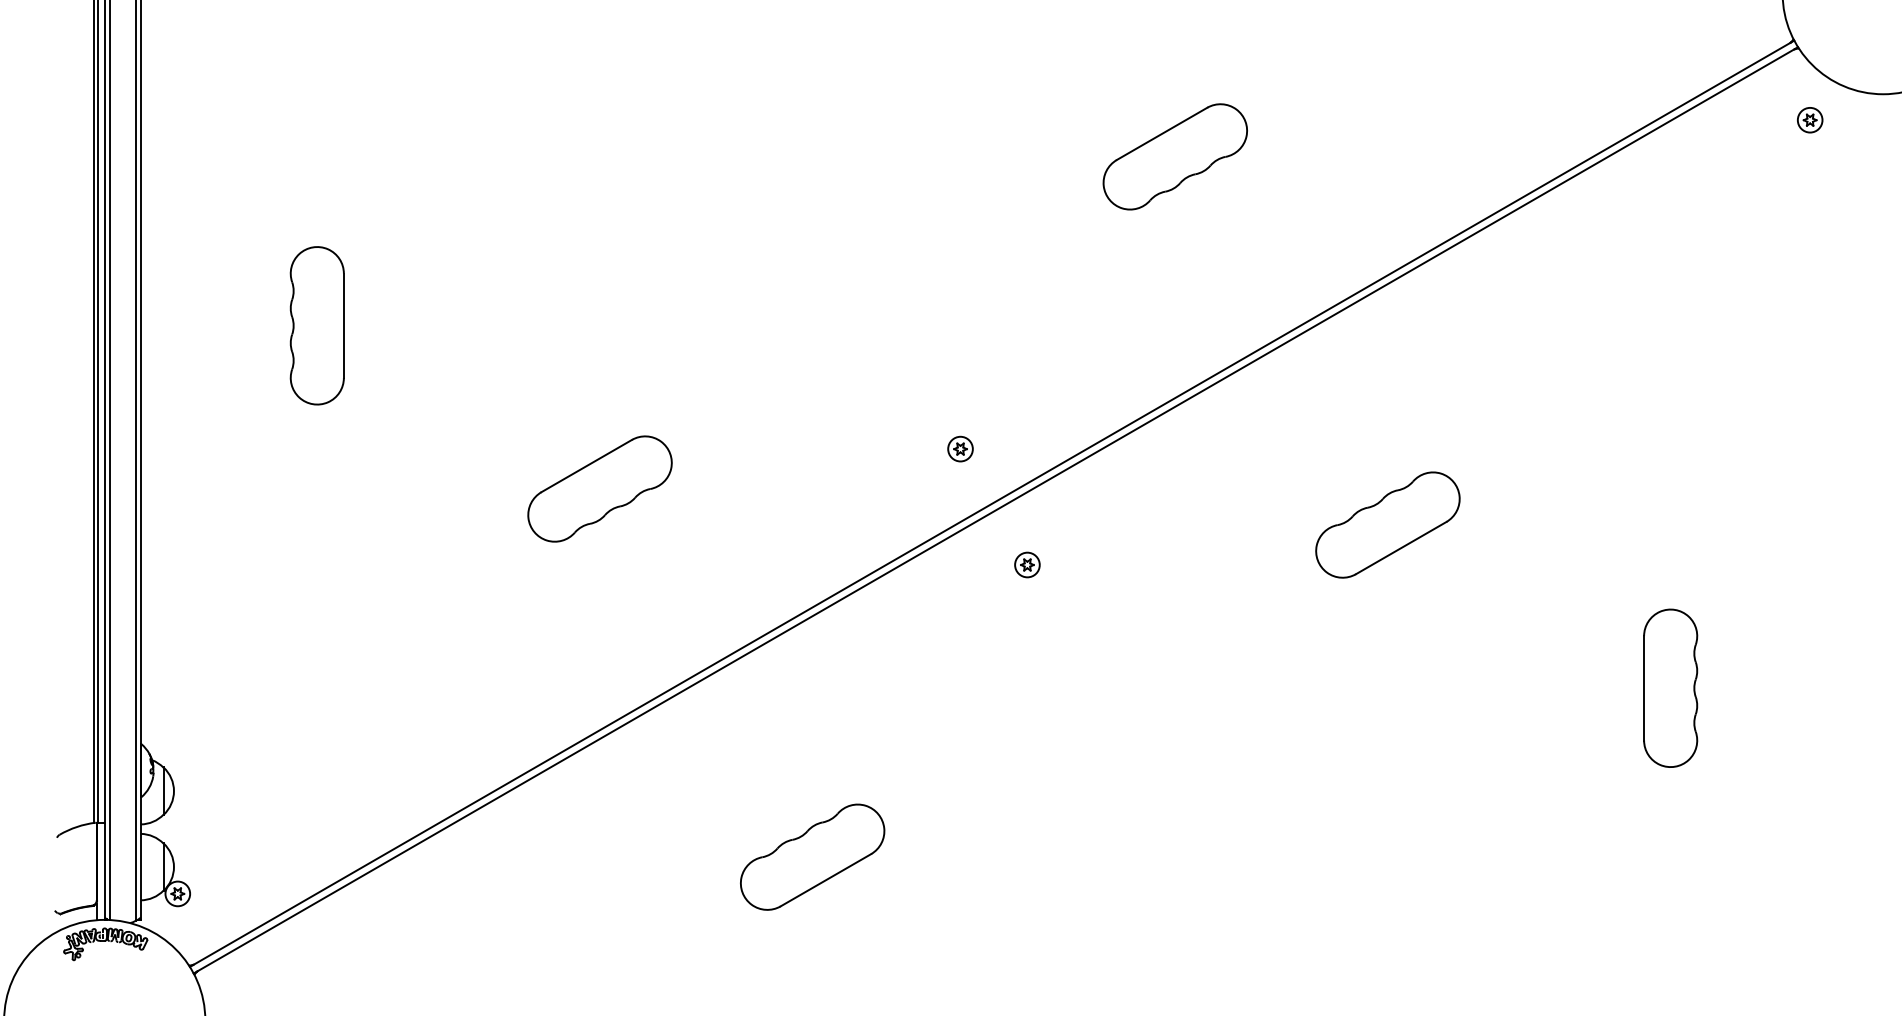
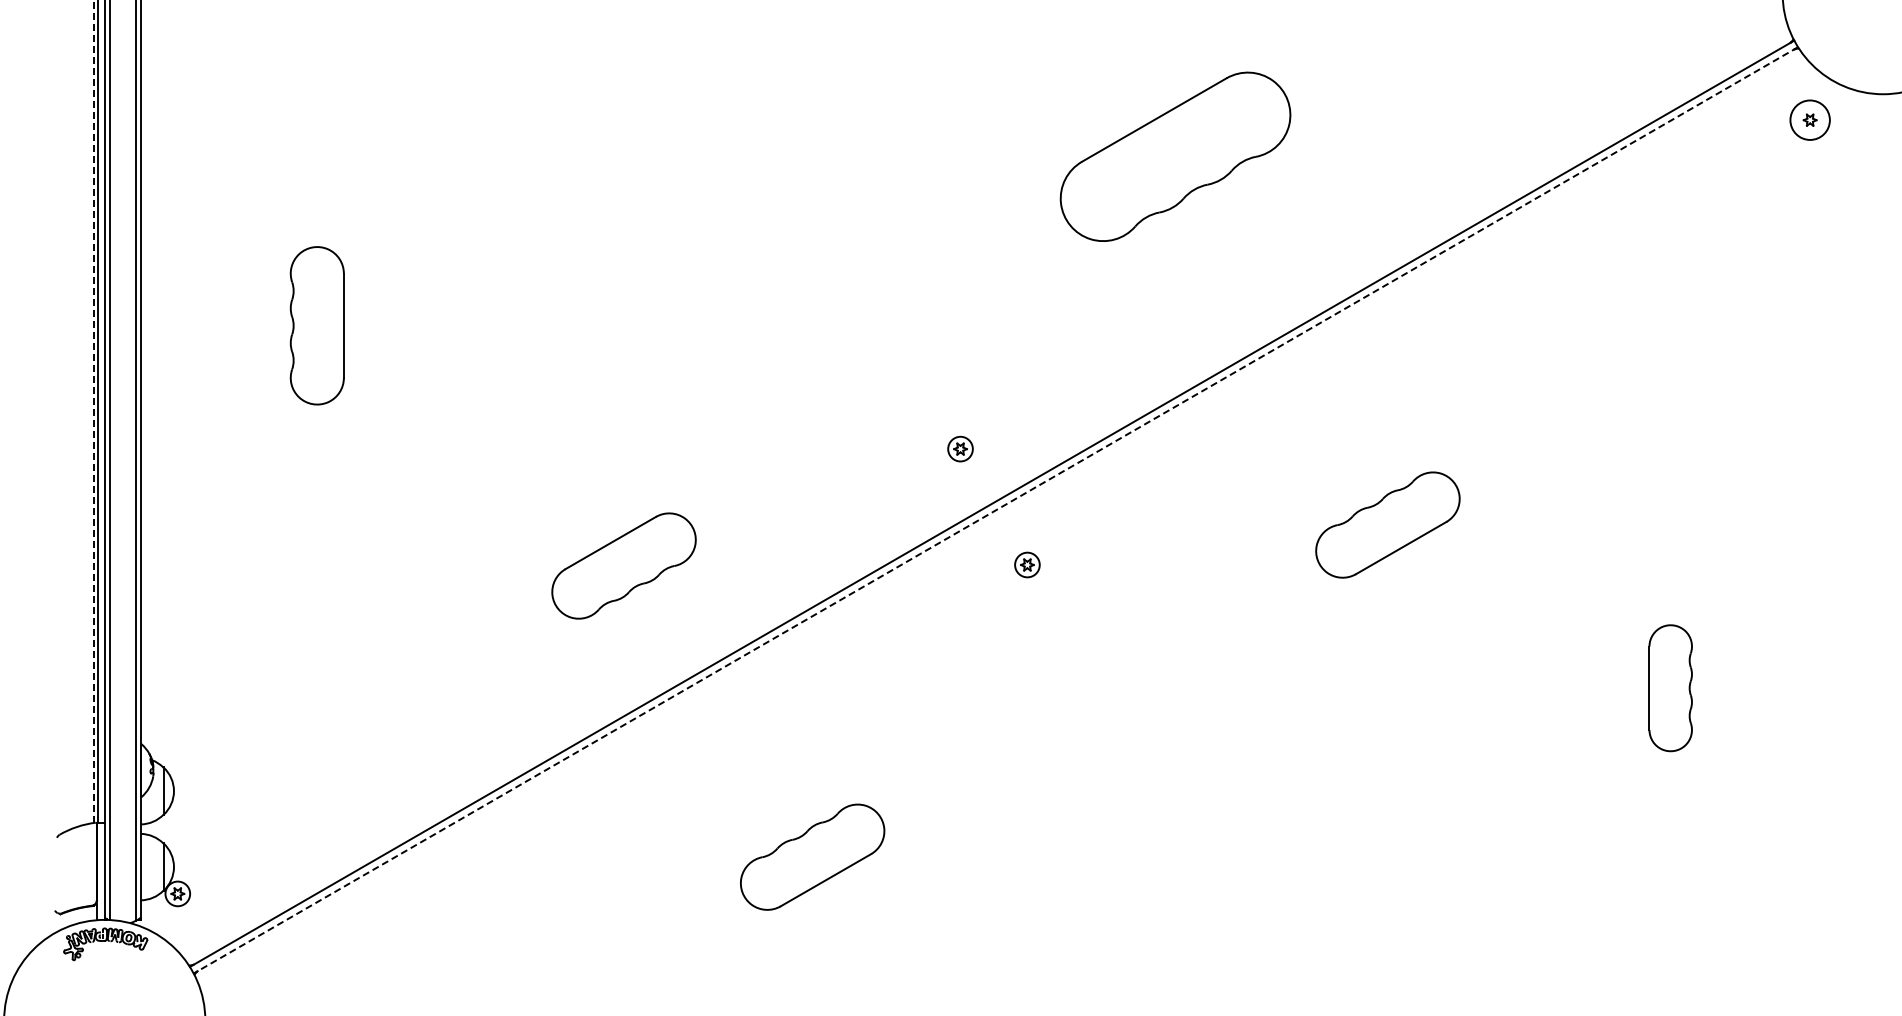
circle diameter: 25 px -> 39 px (1809, 119)
part size: 146x108 px -> 233x171 px (1175, 156)
line: solid -> dashed (93, 411)
part position: (599, 488) -> (623, 565) (623, 565)
line: solid -> dashed (995, 510)
part size: 56x160 px -> 45x129 px (1670, 688)
